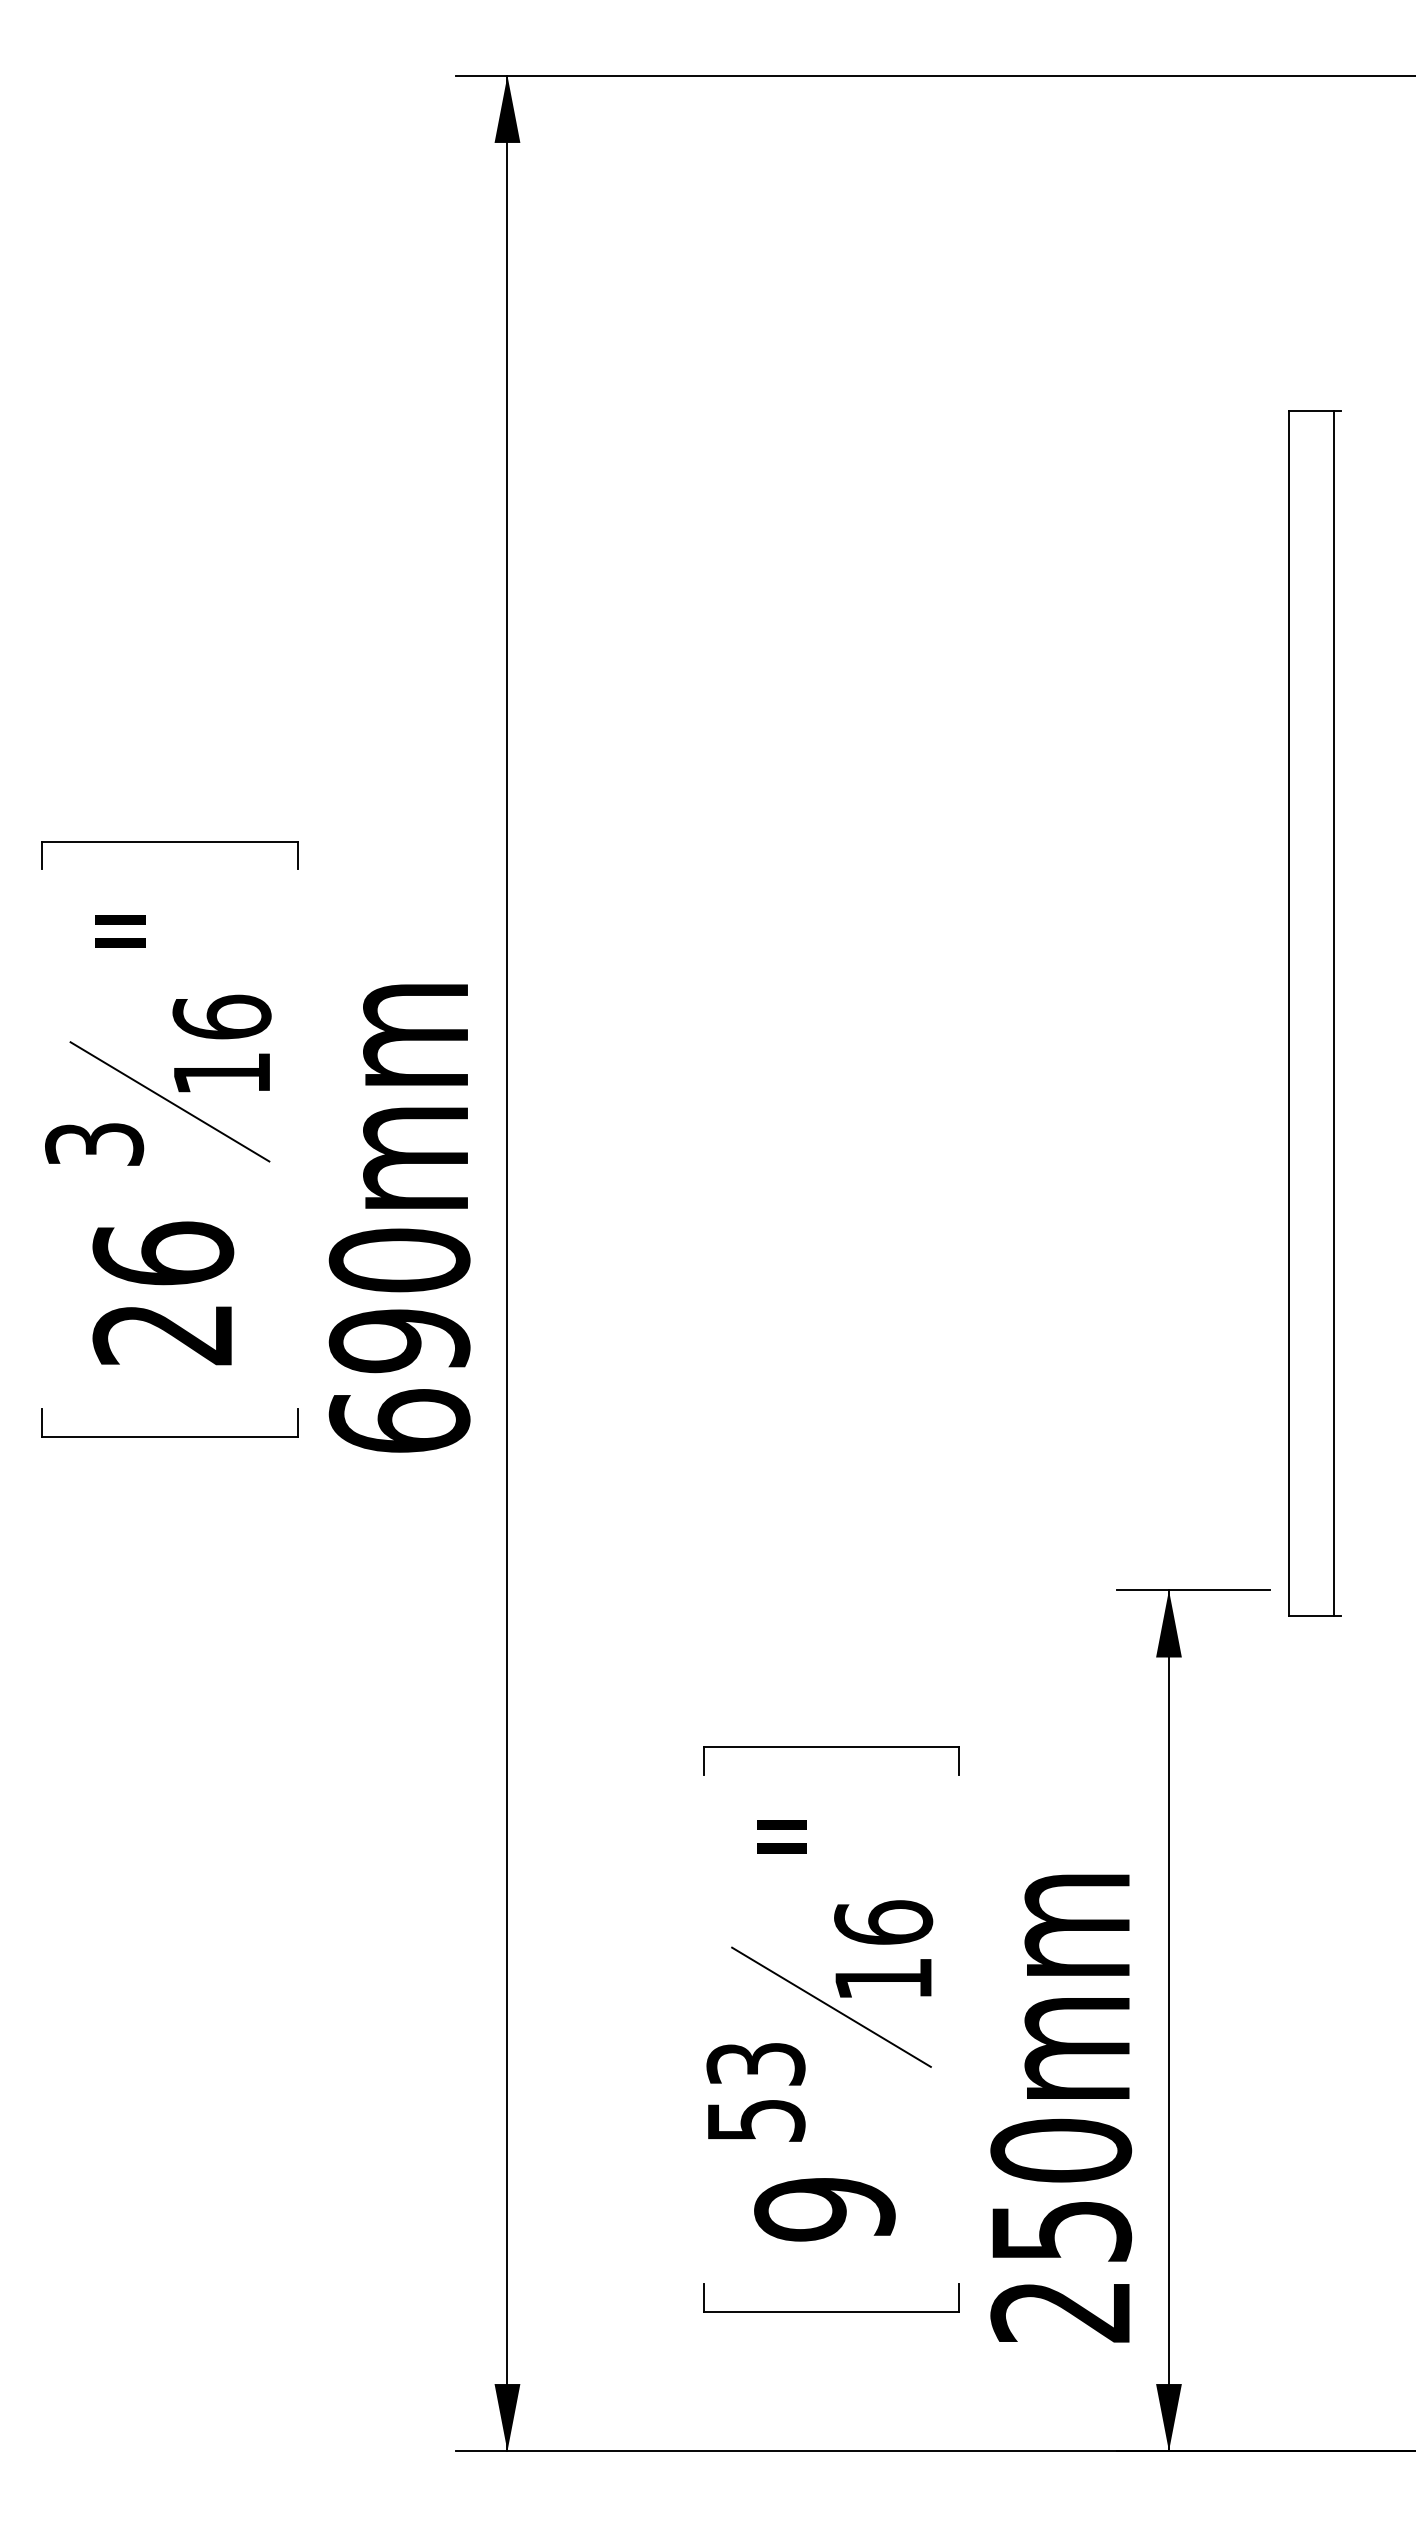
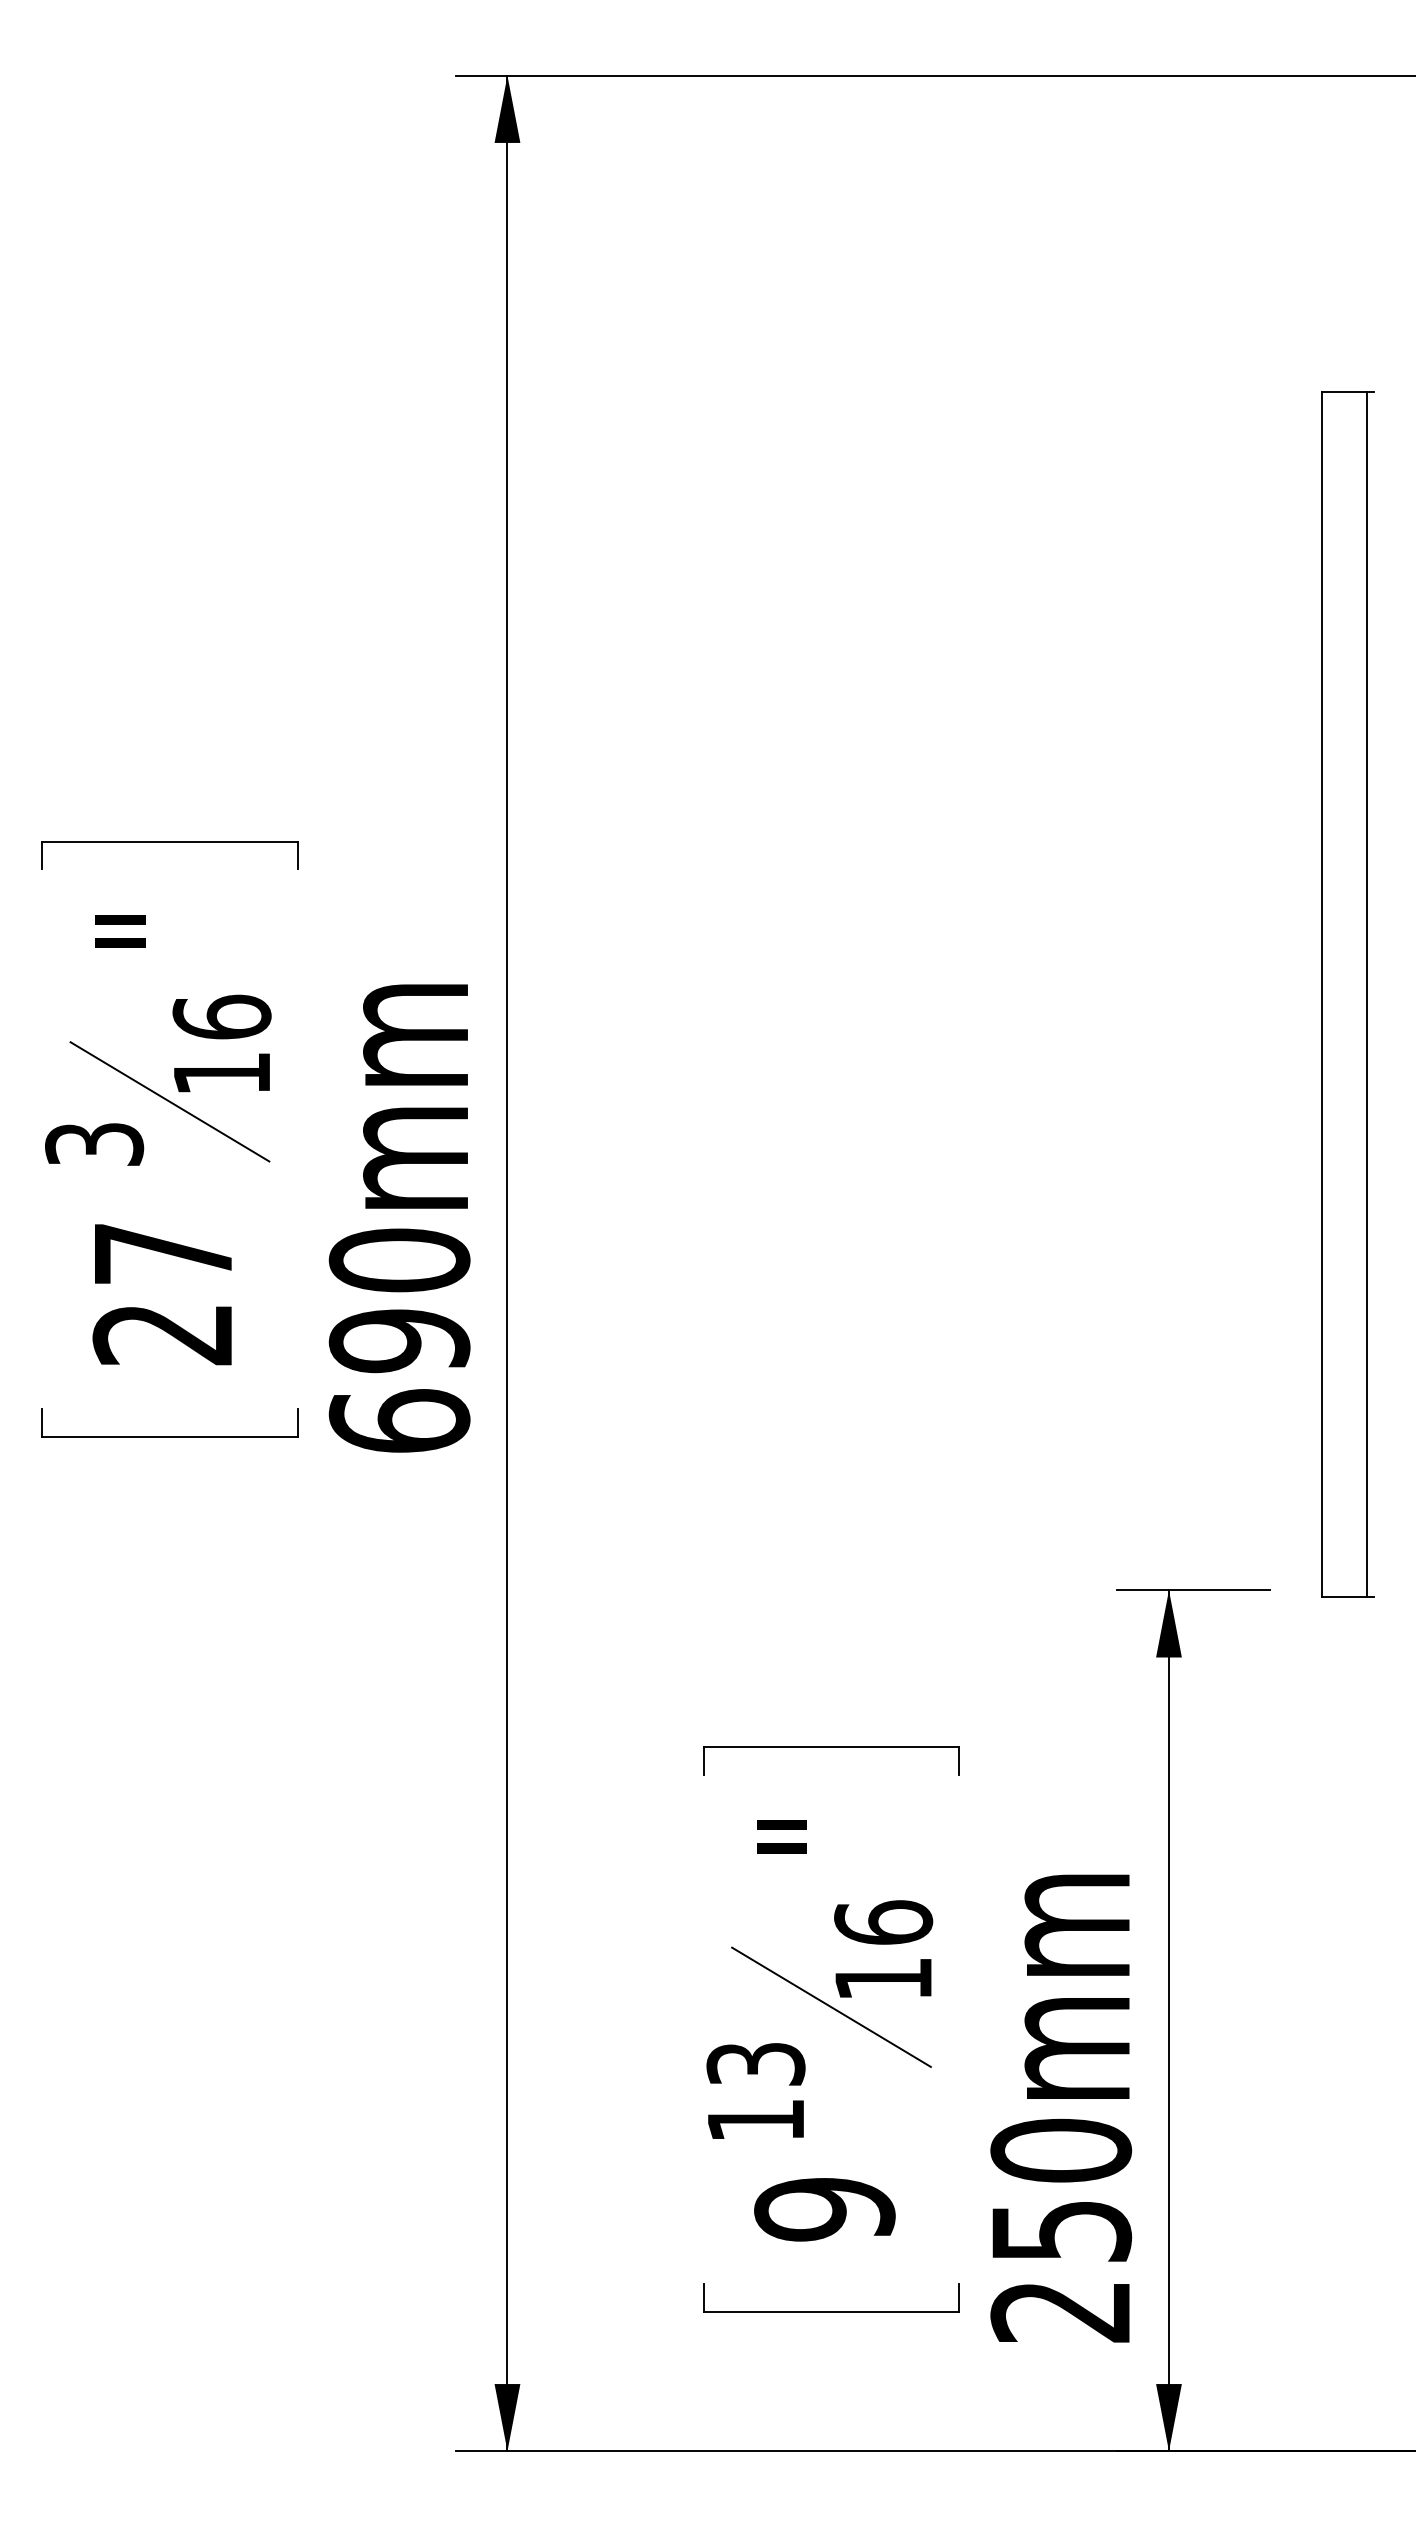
part position: (1314, 1013) -> (1347, 994) (1347, 994)
text: 26 -> 27 (163, 1253)
text: 53 -> 13 (756, 2120)
